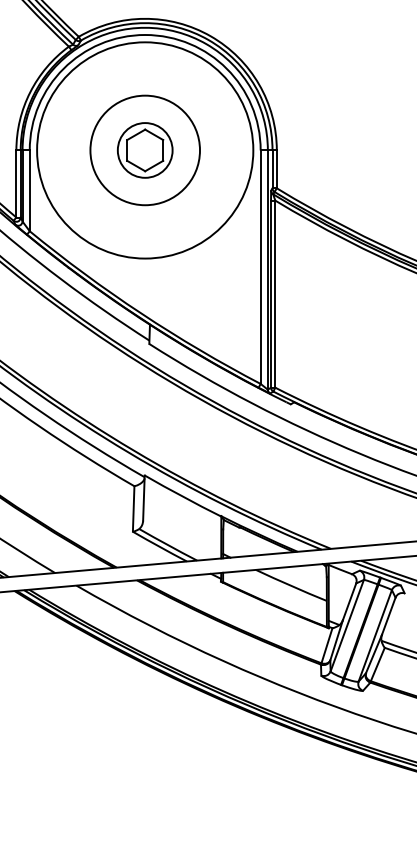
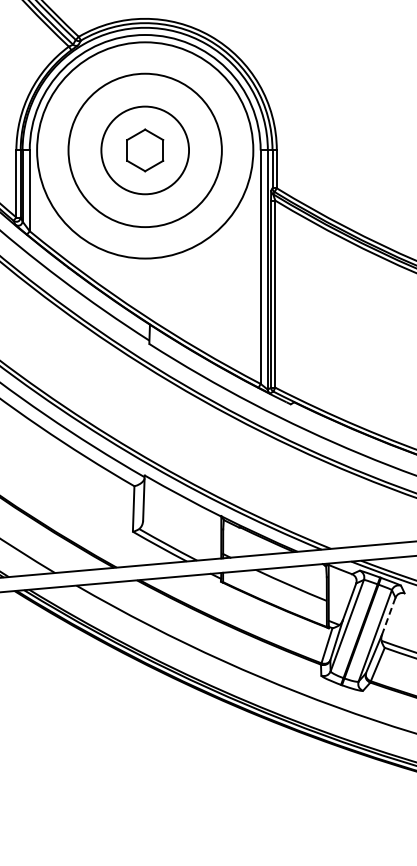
circle diameter: 55 px -> 88 px (145, 150)
circle diameter: 110 px -> 153 px (144, 150)
line: solid -> dashed (388, 616)
